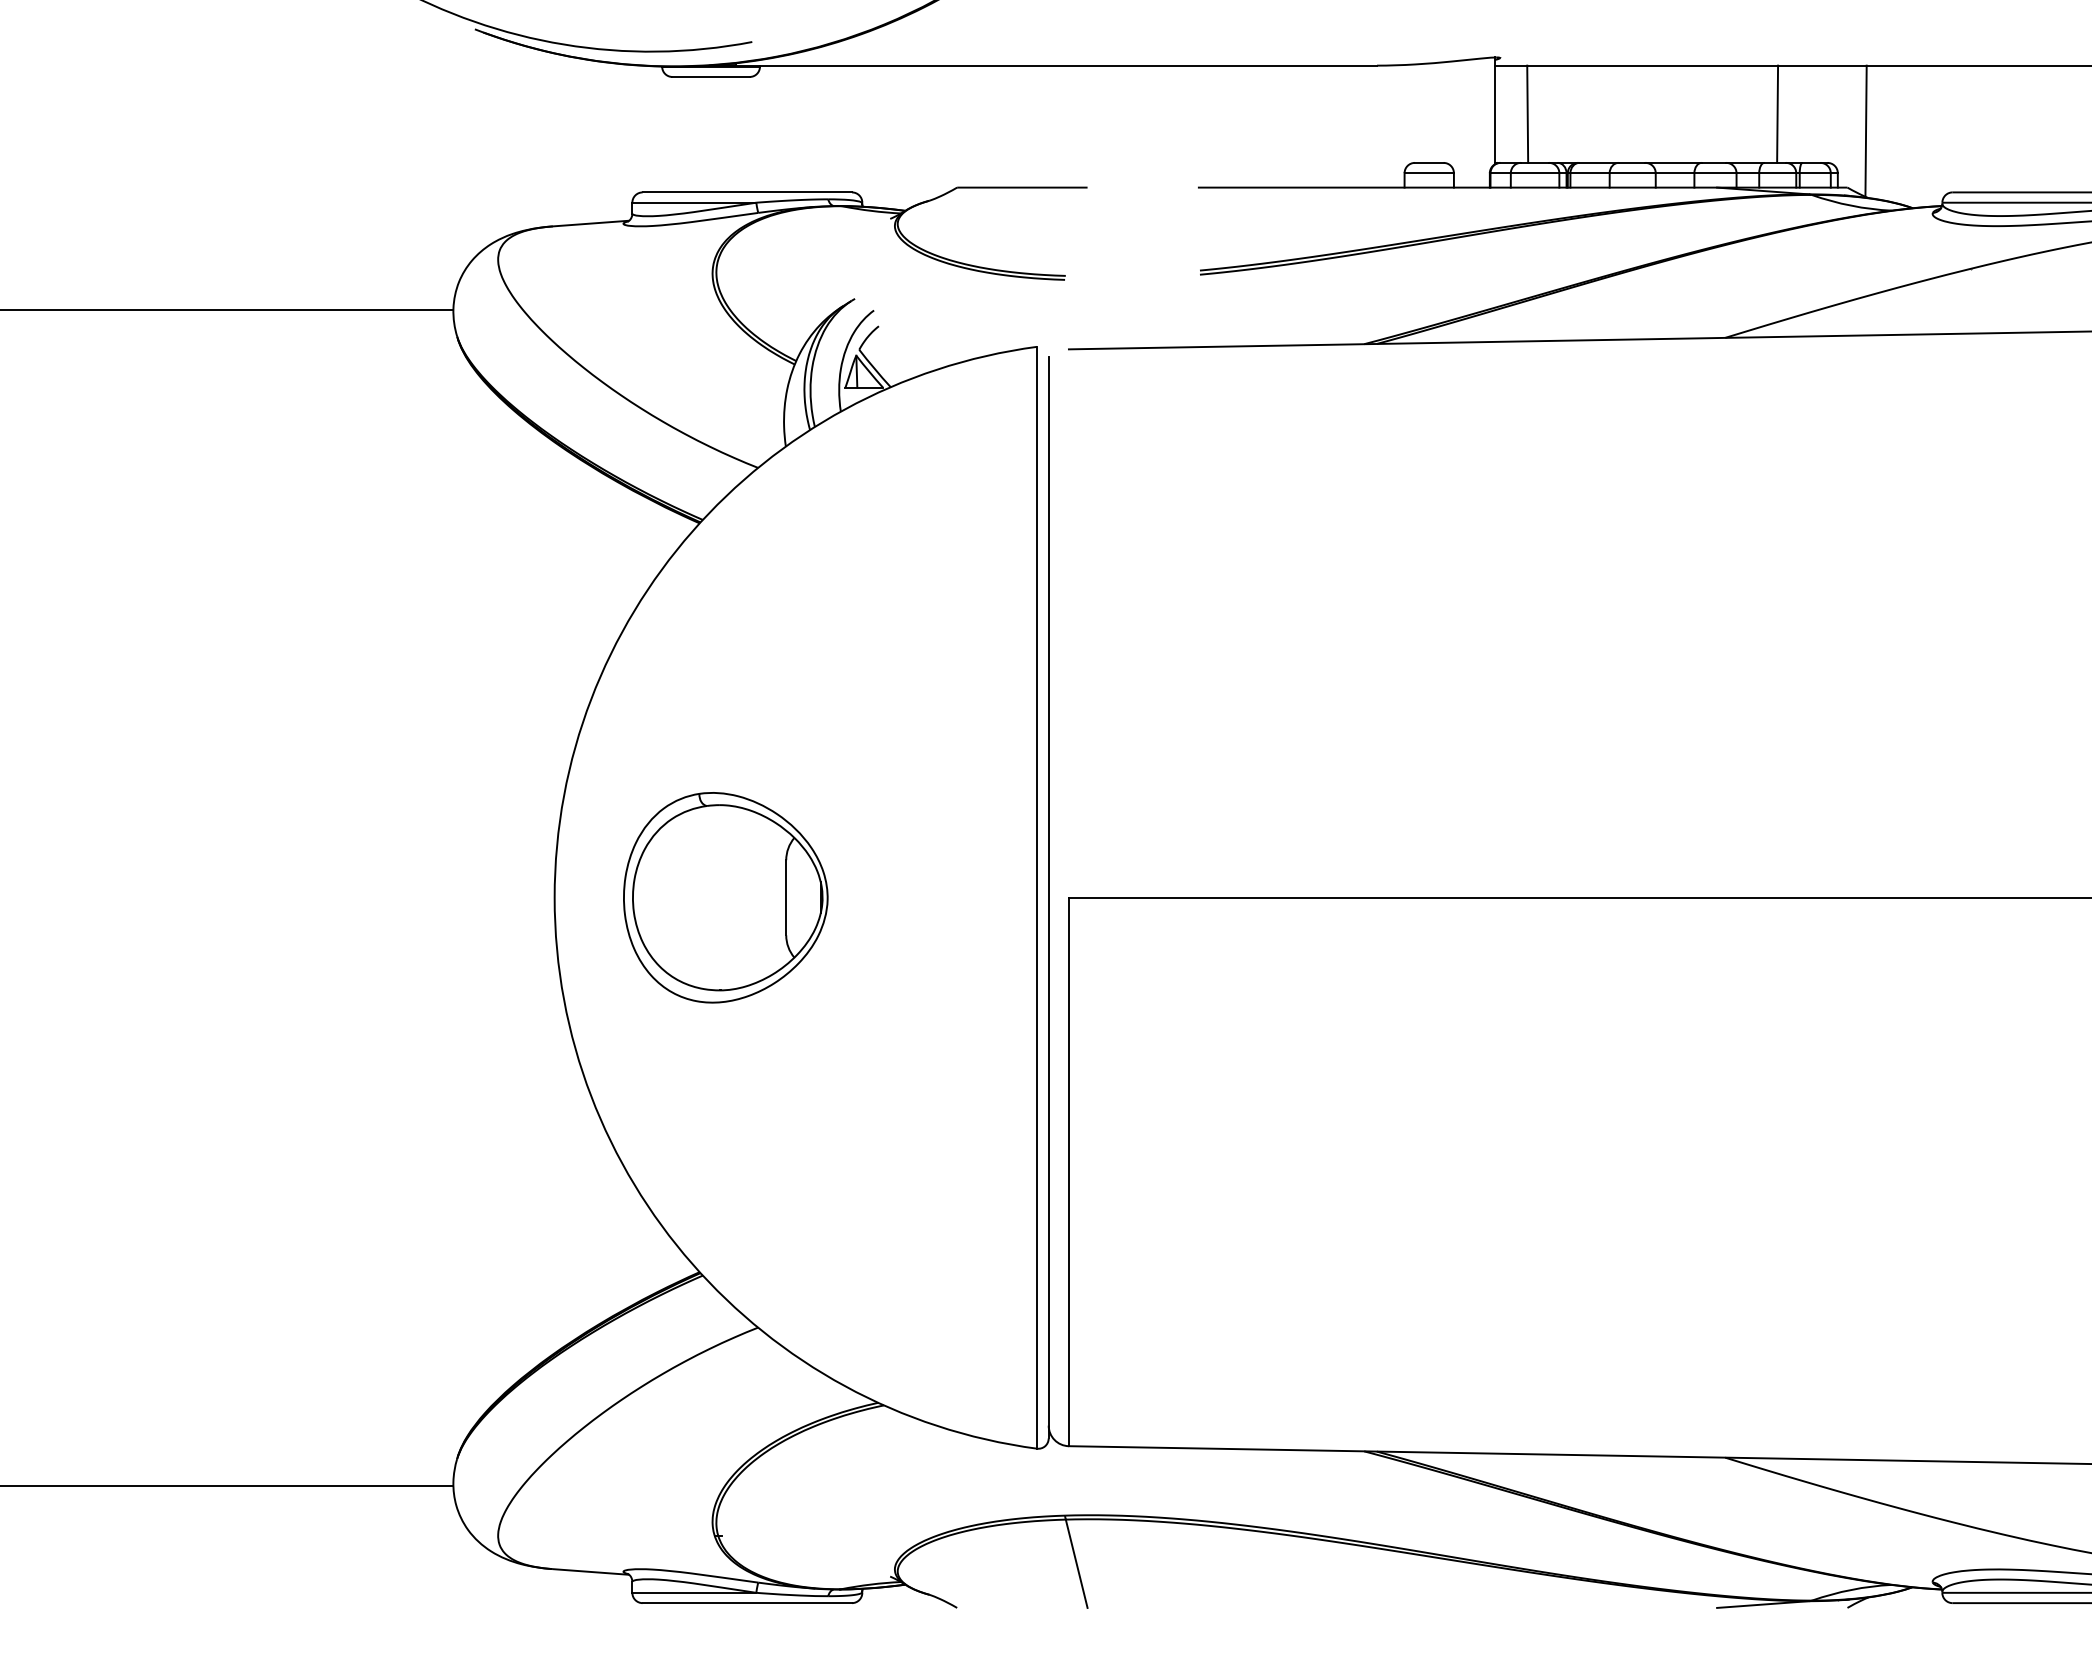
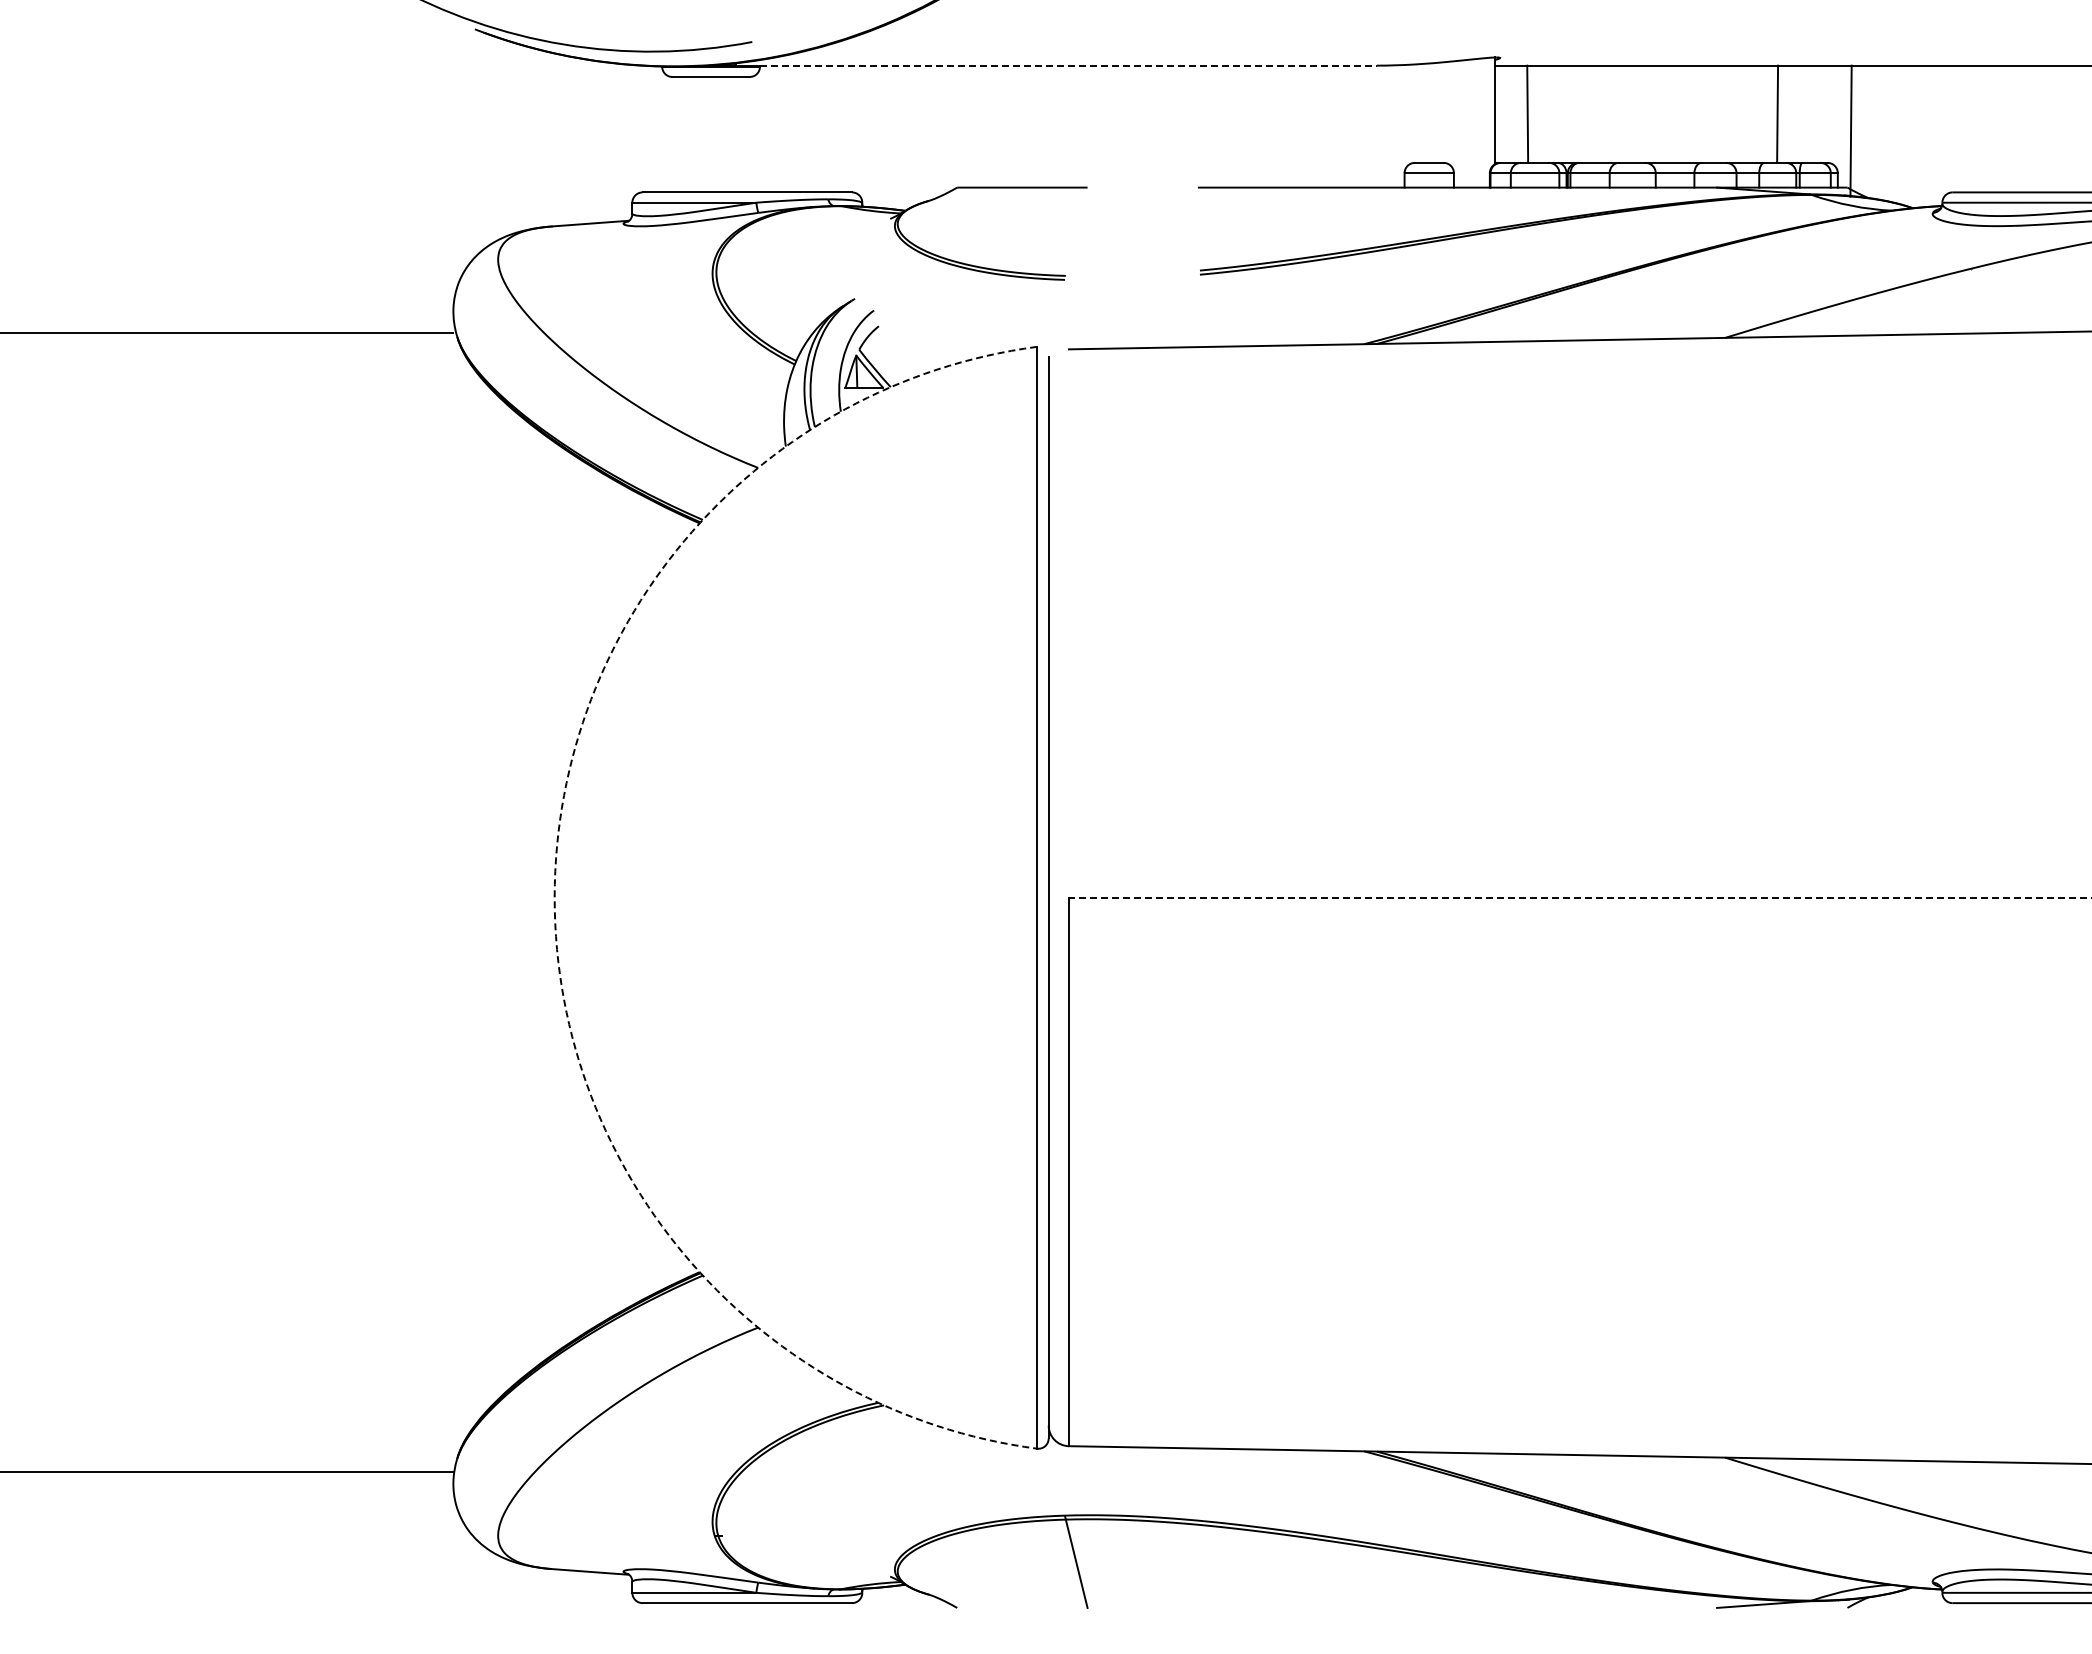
line: solid -> dashed (1068, 65)
line position: (1865, 130) -> (1850, 130) (1850, 130)
line position: (227, 309) -> (227, 332) (227, 332)
arc: solid -> dashed (554, 897)
part: present -> none (725, 897)
line: solid -> dashed (1579, 897)
line position: (227, 1485) -> (227, 1471) (227, 1471)
